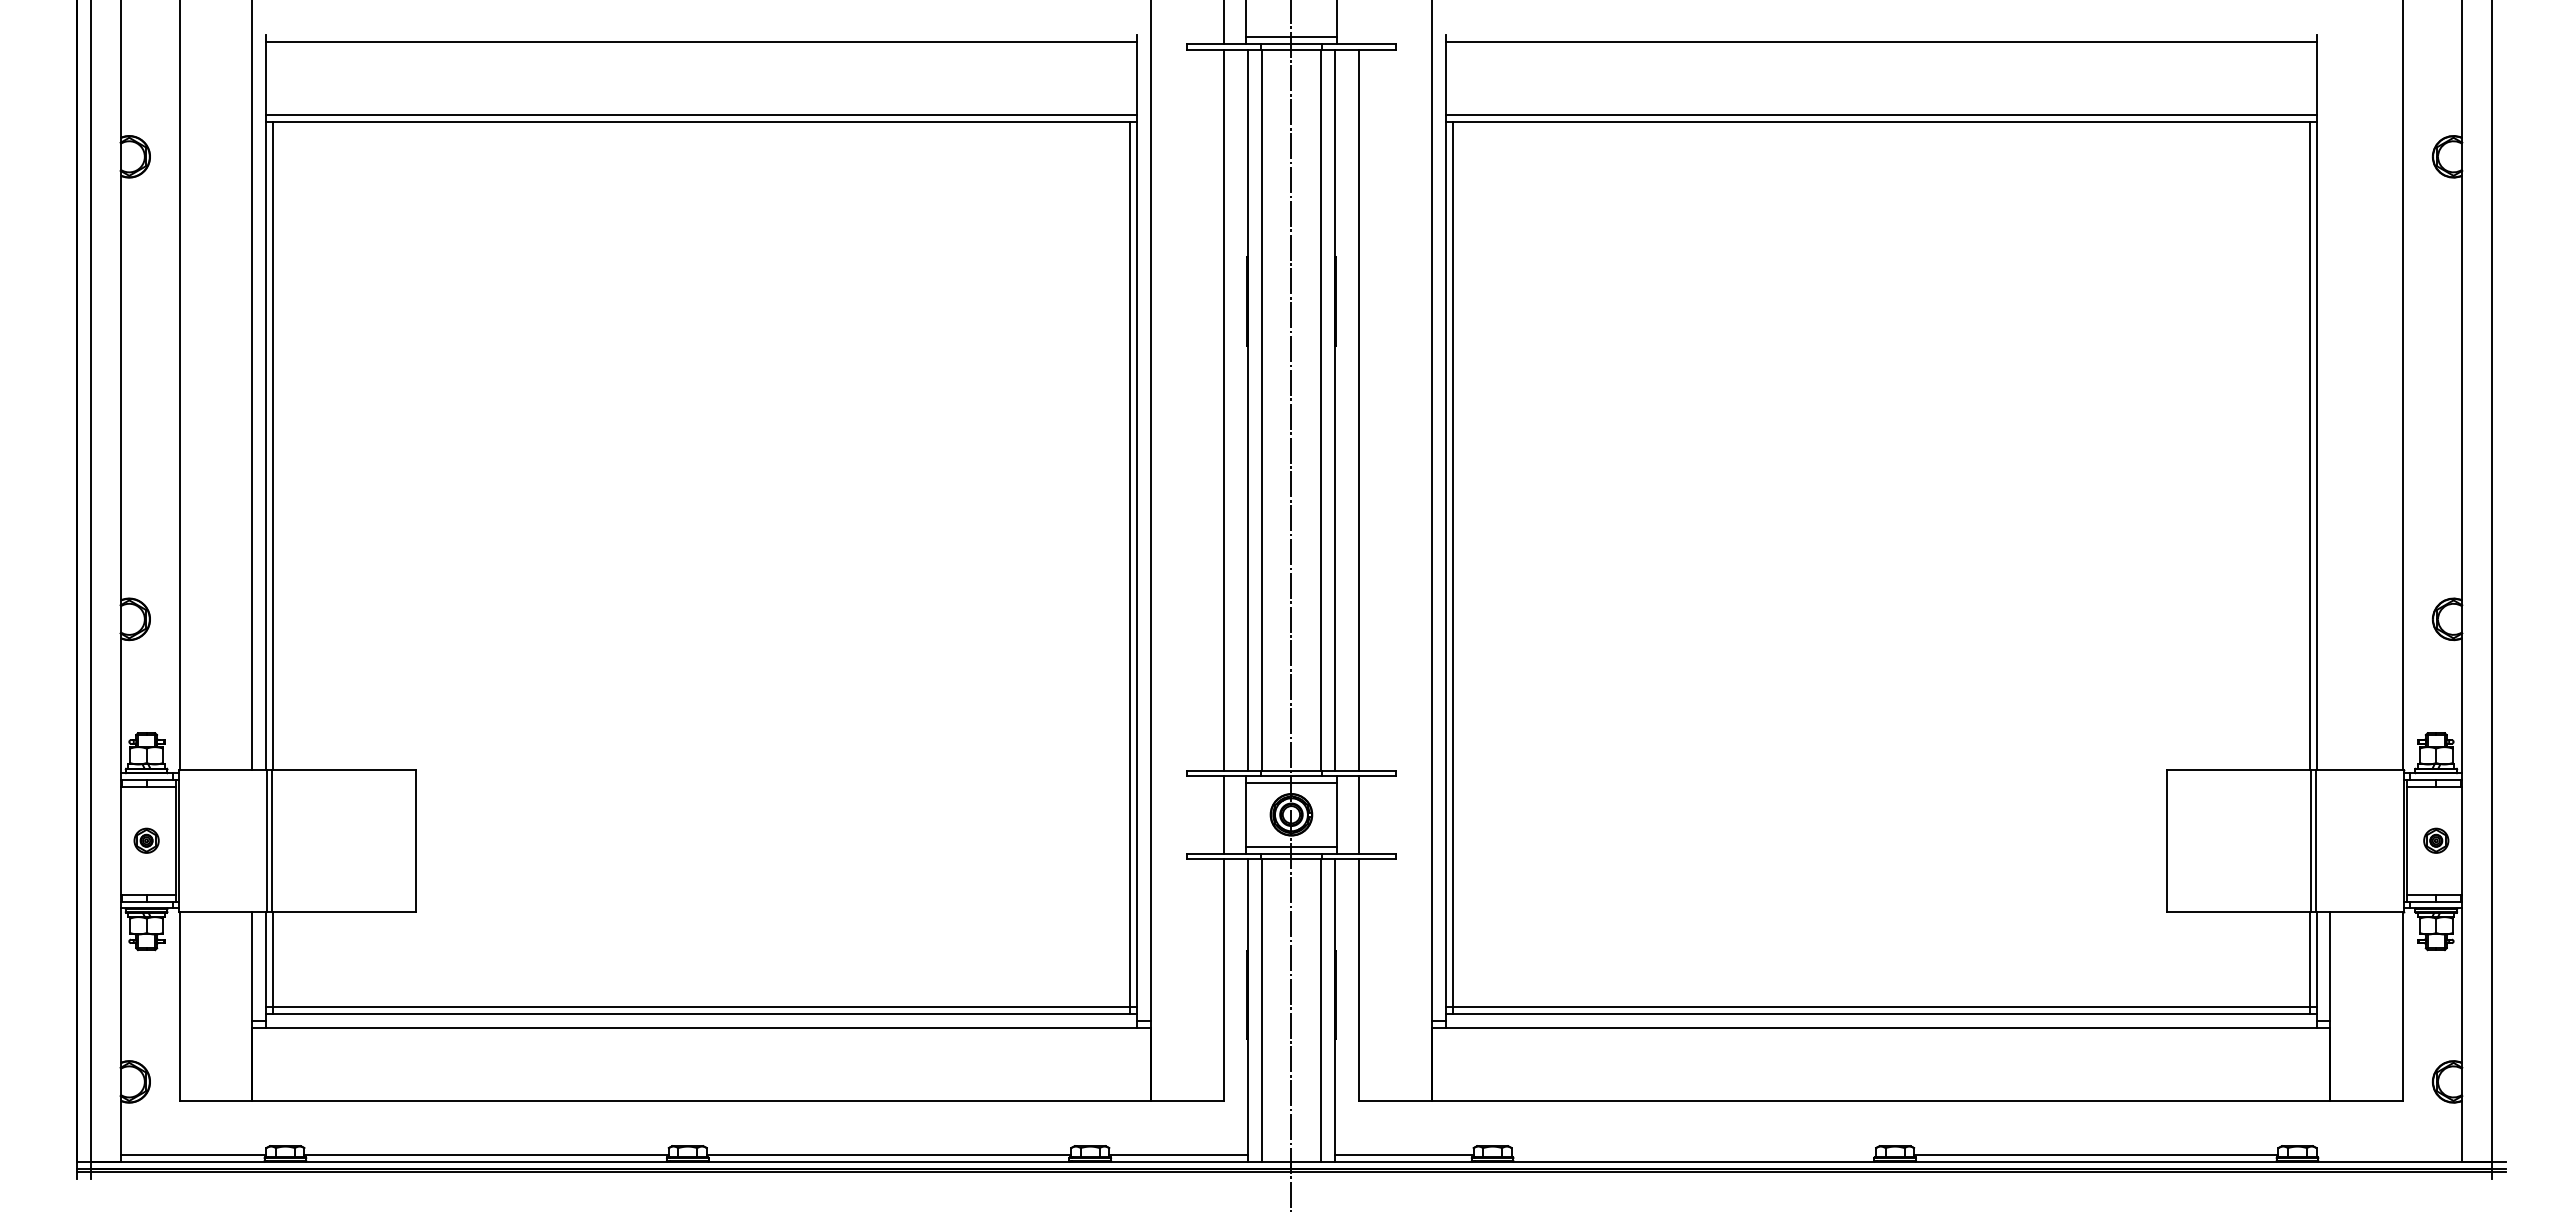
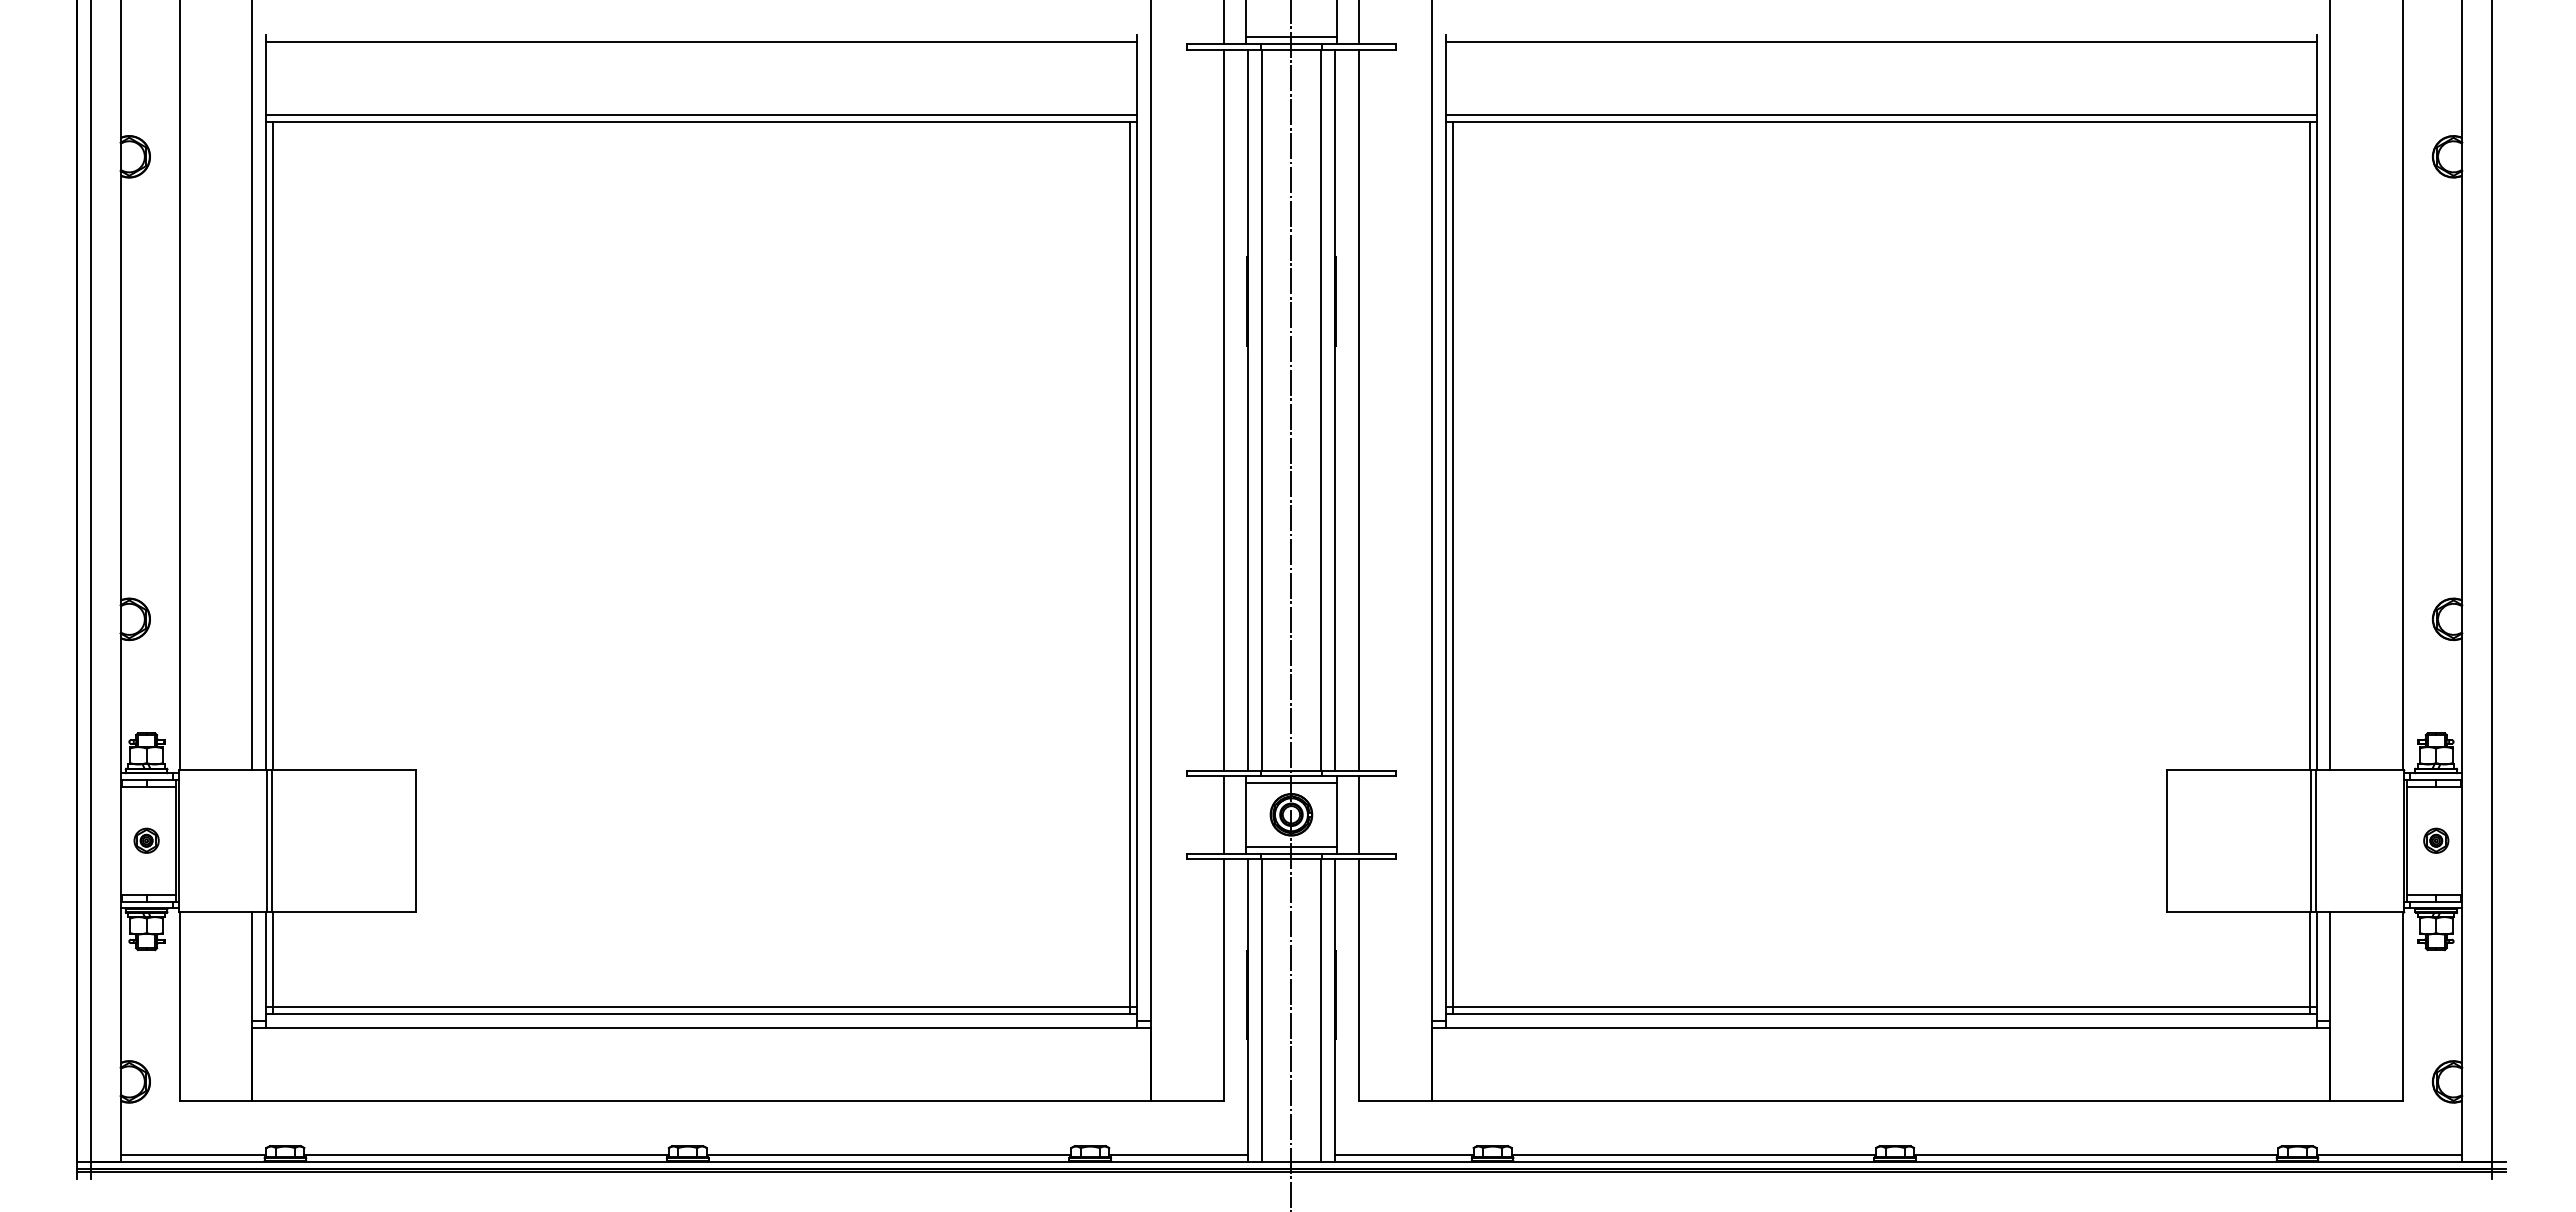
line: none -> present (1359, 23)
line: none -> present (2330, 385)
line: none -> present (1693, 1154)
line: none -> present (2389, 1154)
